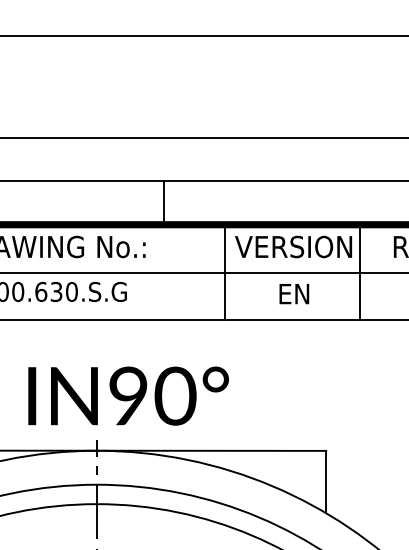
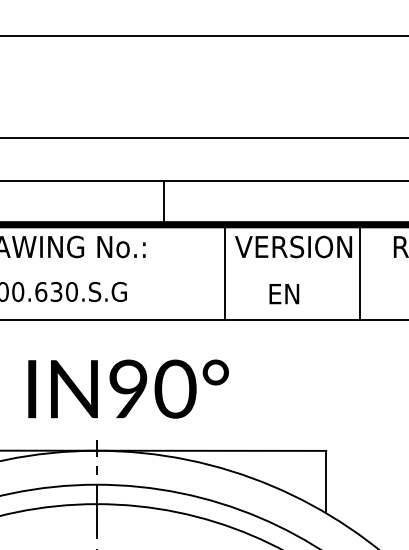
line: present -> none (203, 273)
text position: (294, 294) -> (284, 294) (284, 294)
text position: (128, 395) -> (128, 388) (128, 388)
